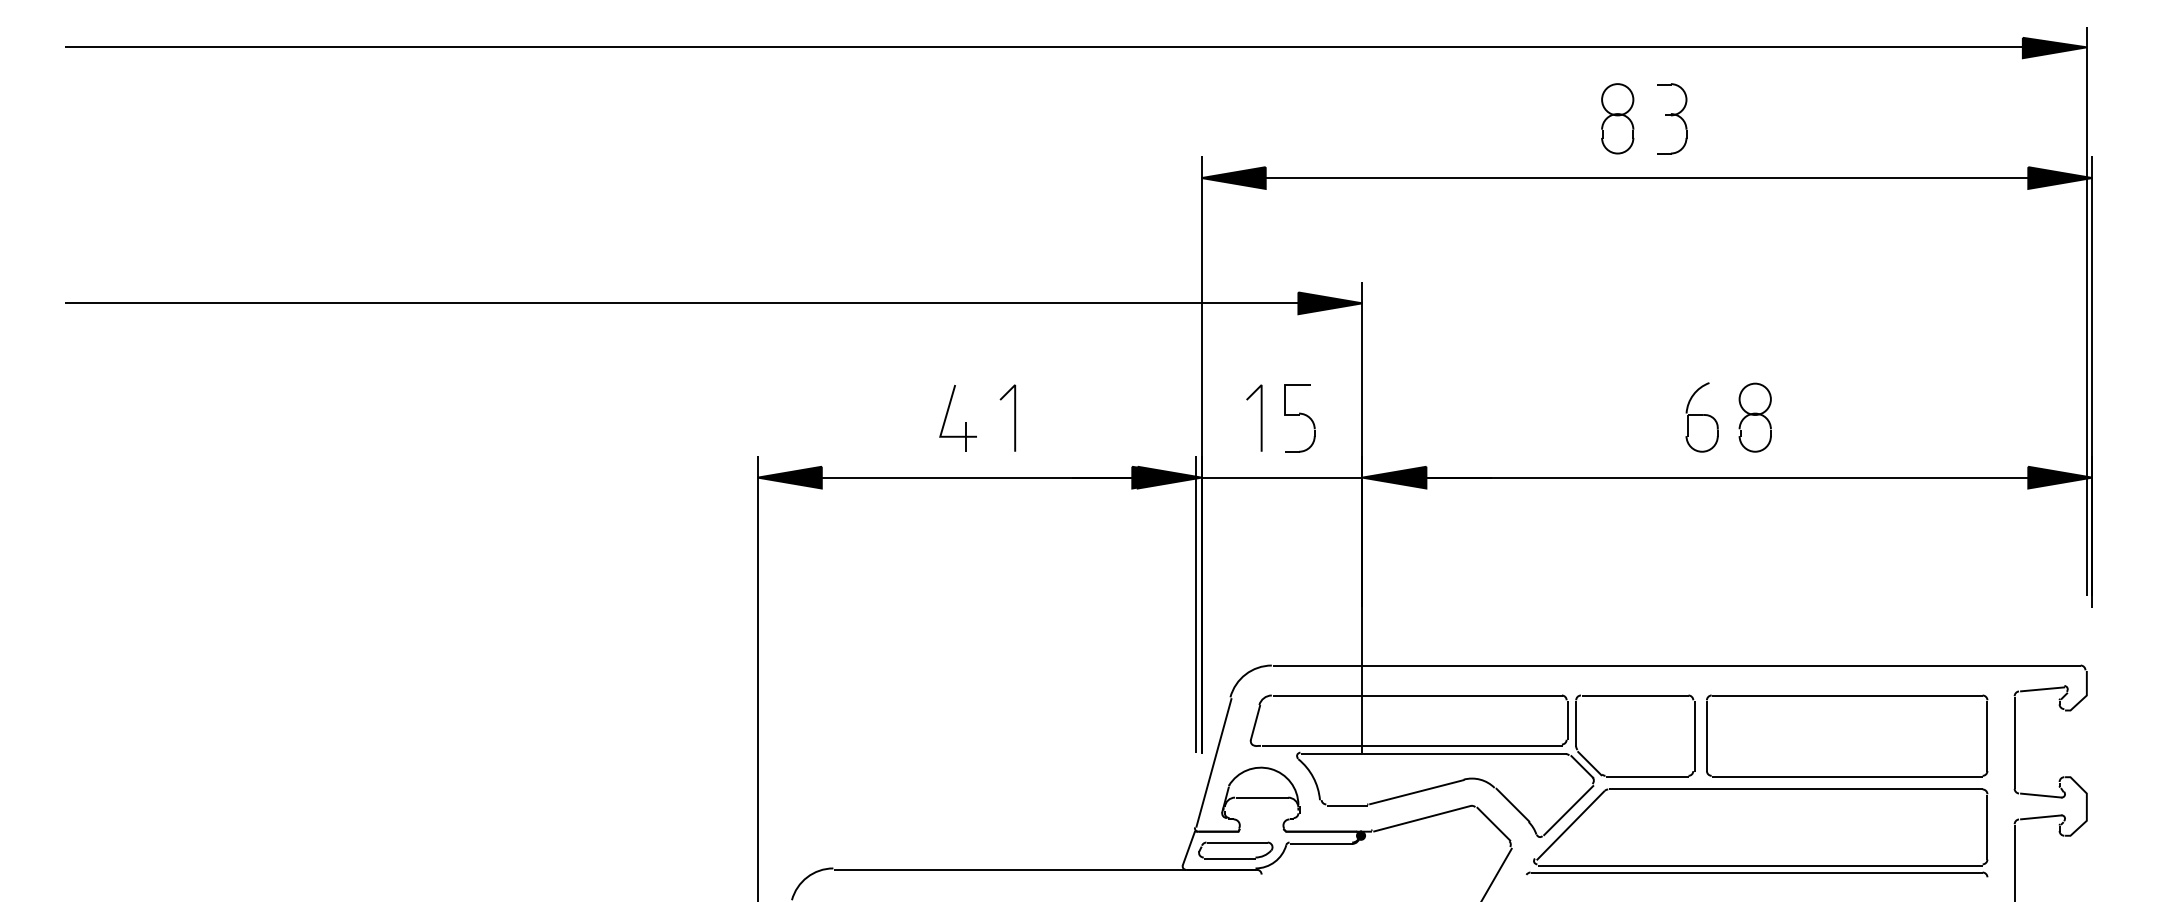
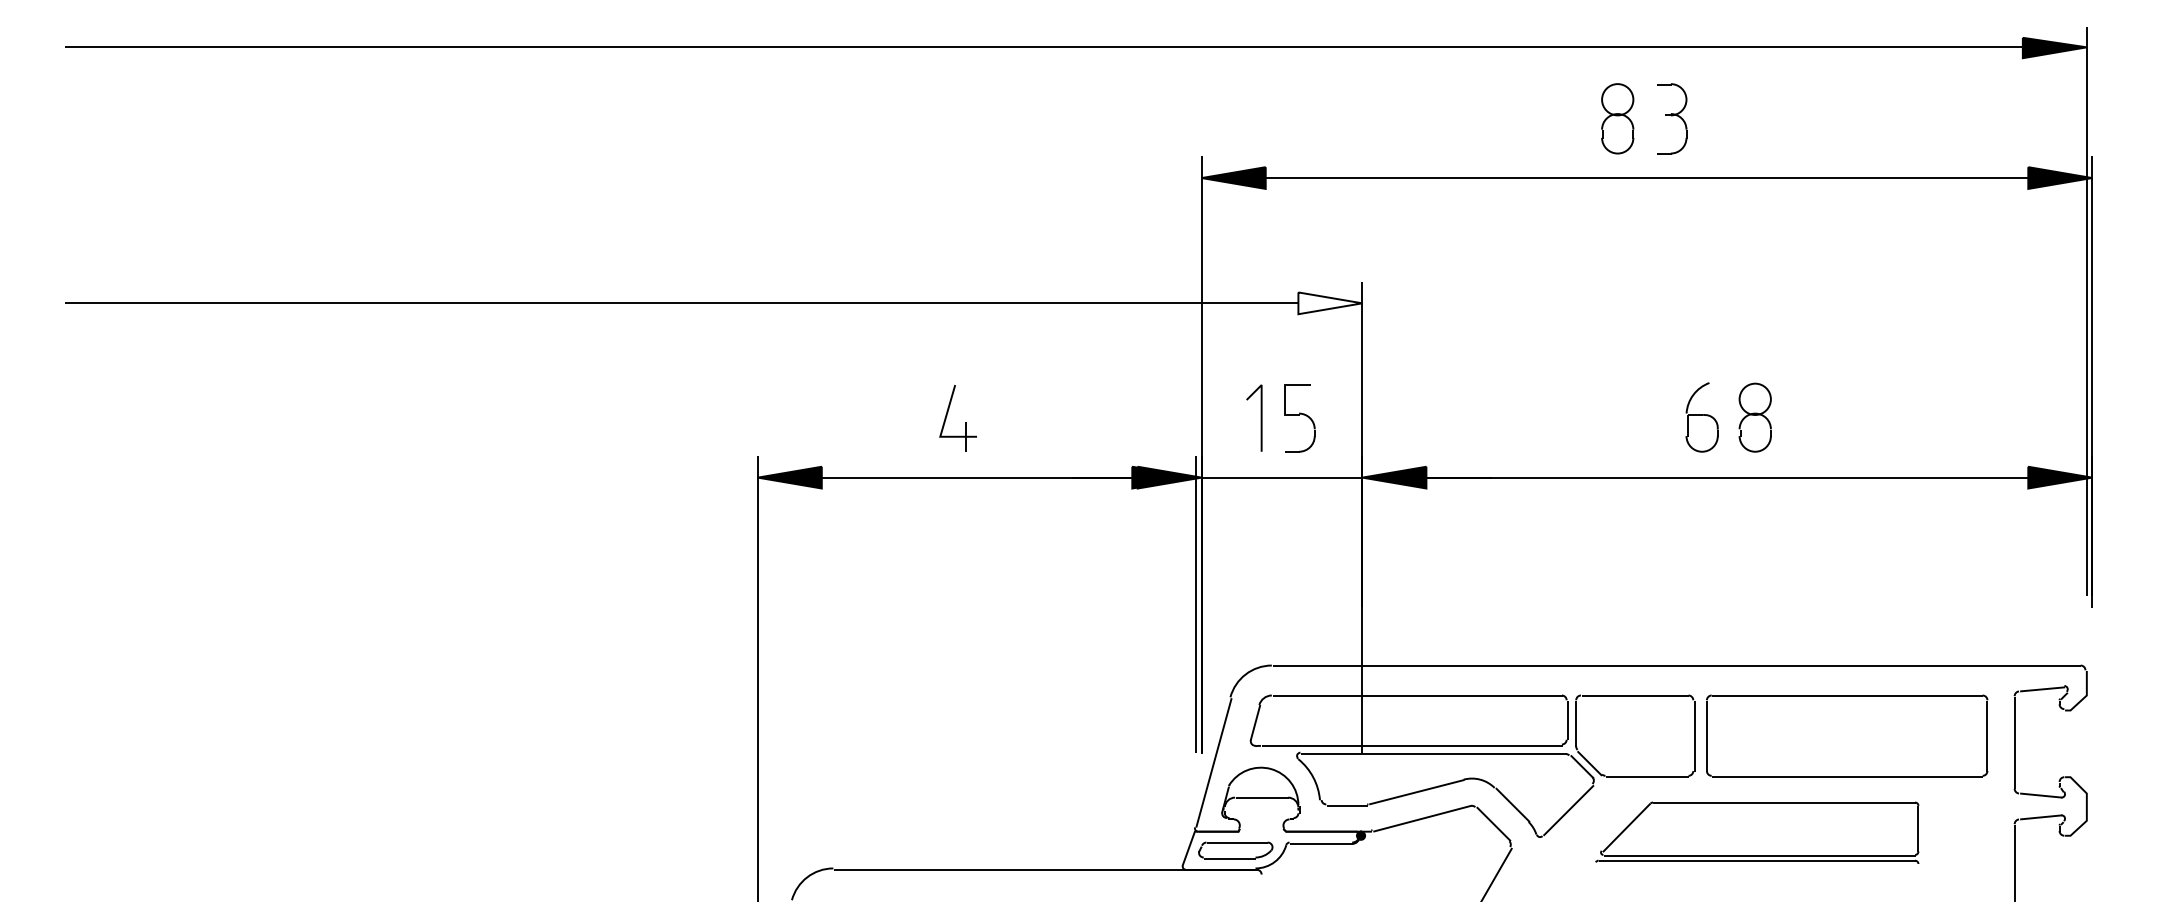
fill: present -> none (1330, 303)
curve: present -> none (1014, 417)
part size: 463x90 px -> 325x63 px (1757, 832)
